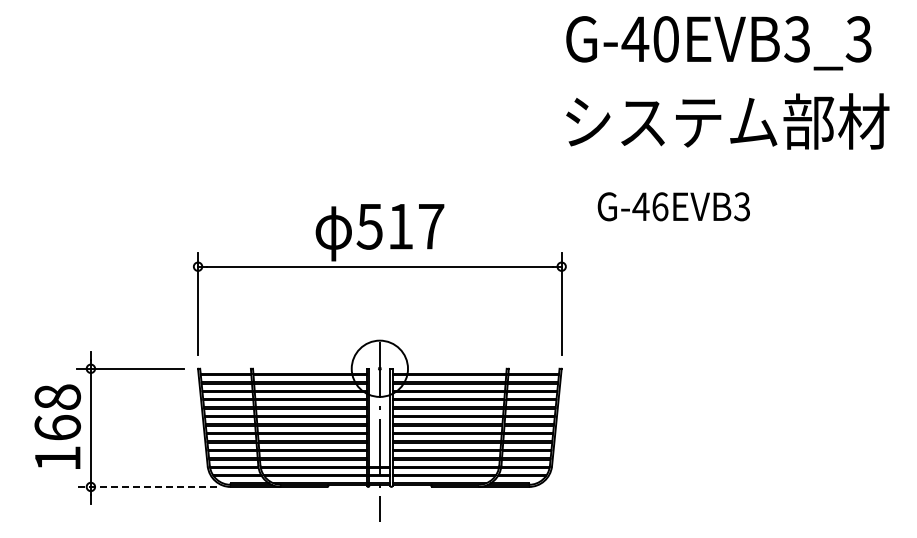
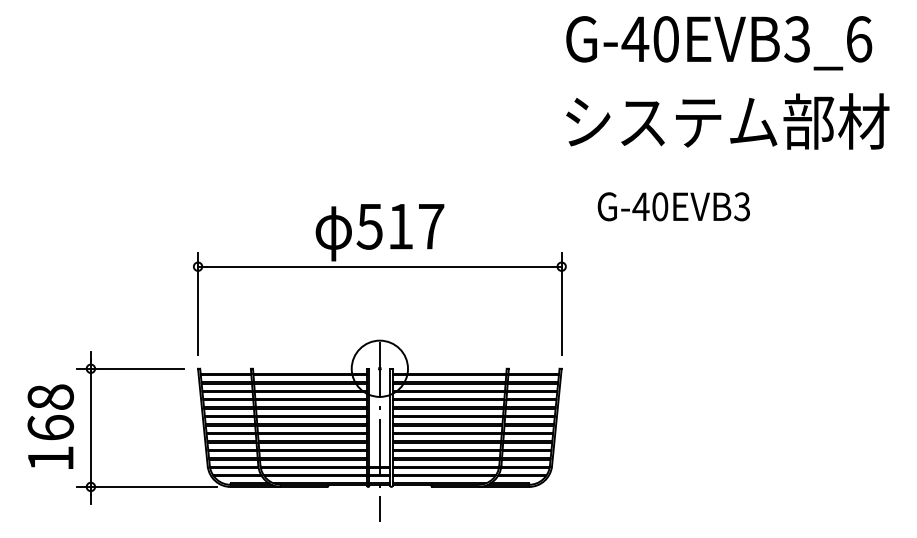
text: G-40EVB3_3 -> G-40EVB3_6 (858, 39)
text: G-46EVB3 -> G-40EVB3 (660, 206)
text position: (57, 426) -> (50, 426) (50, 426)
line: dashed -> solid (146, 486)
